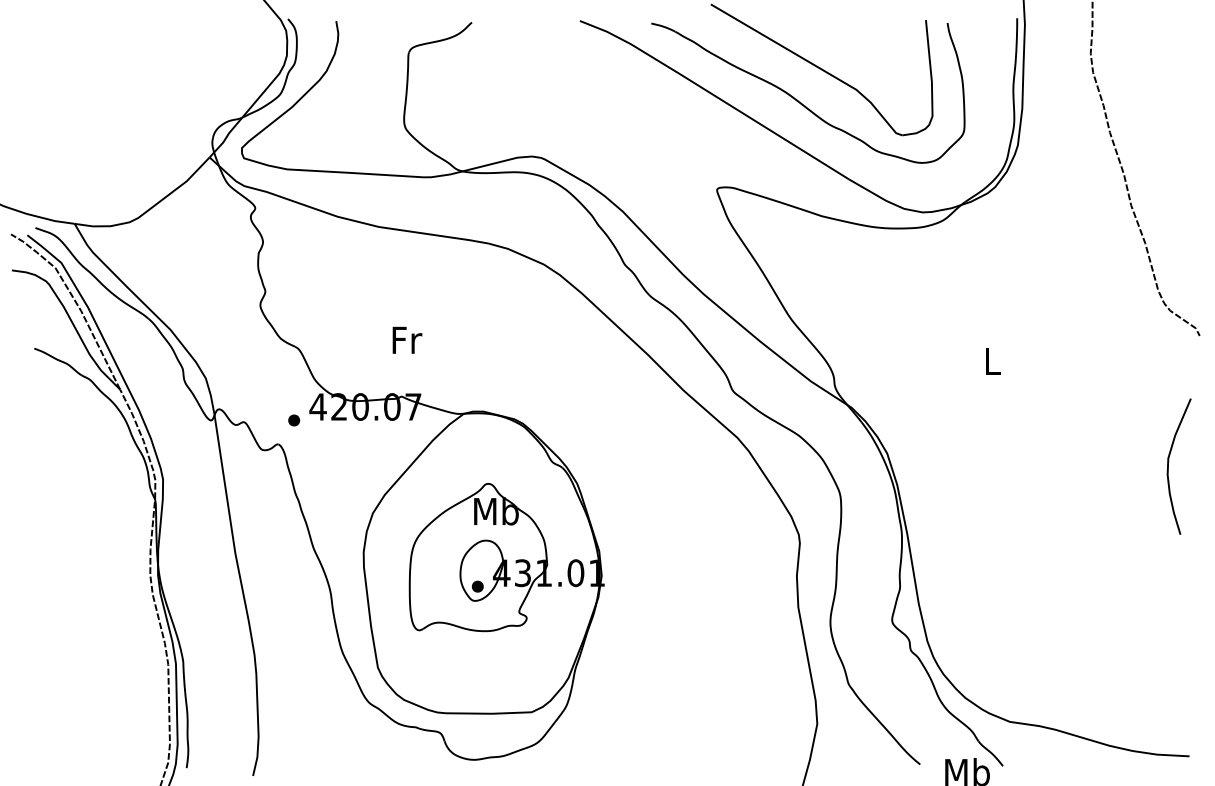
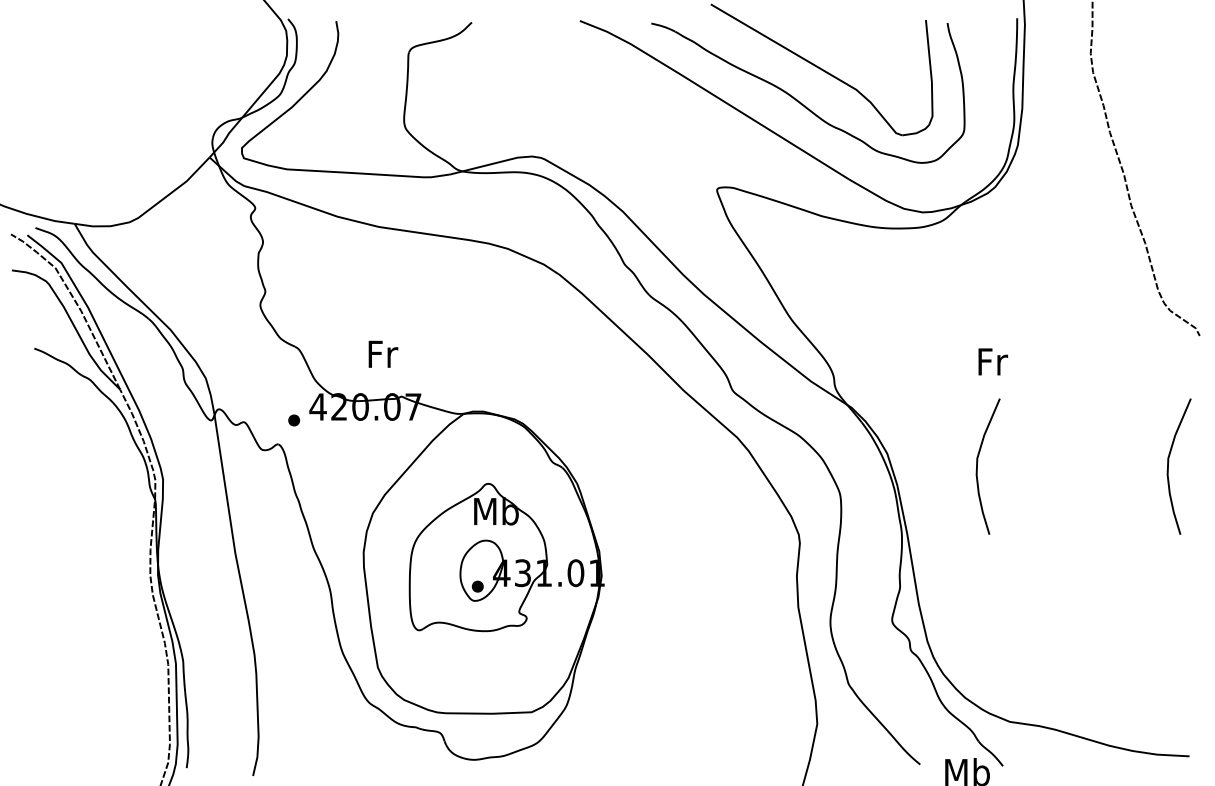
text position: (407, 339) -> (383, 353) (383, 353)
text: L -> Fr (993, 361)
curve: none -> present (977, 466)
